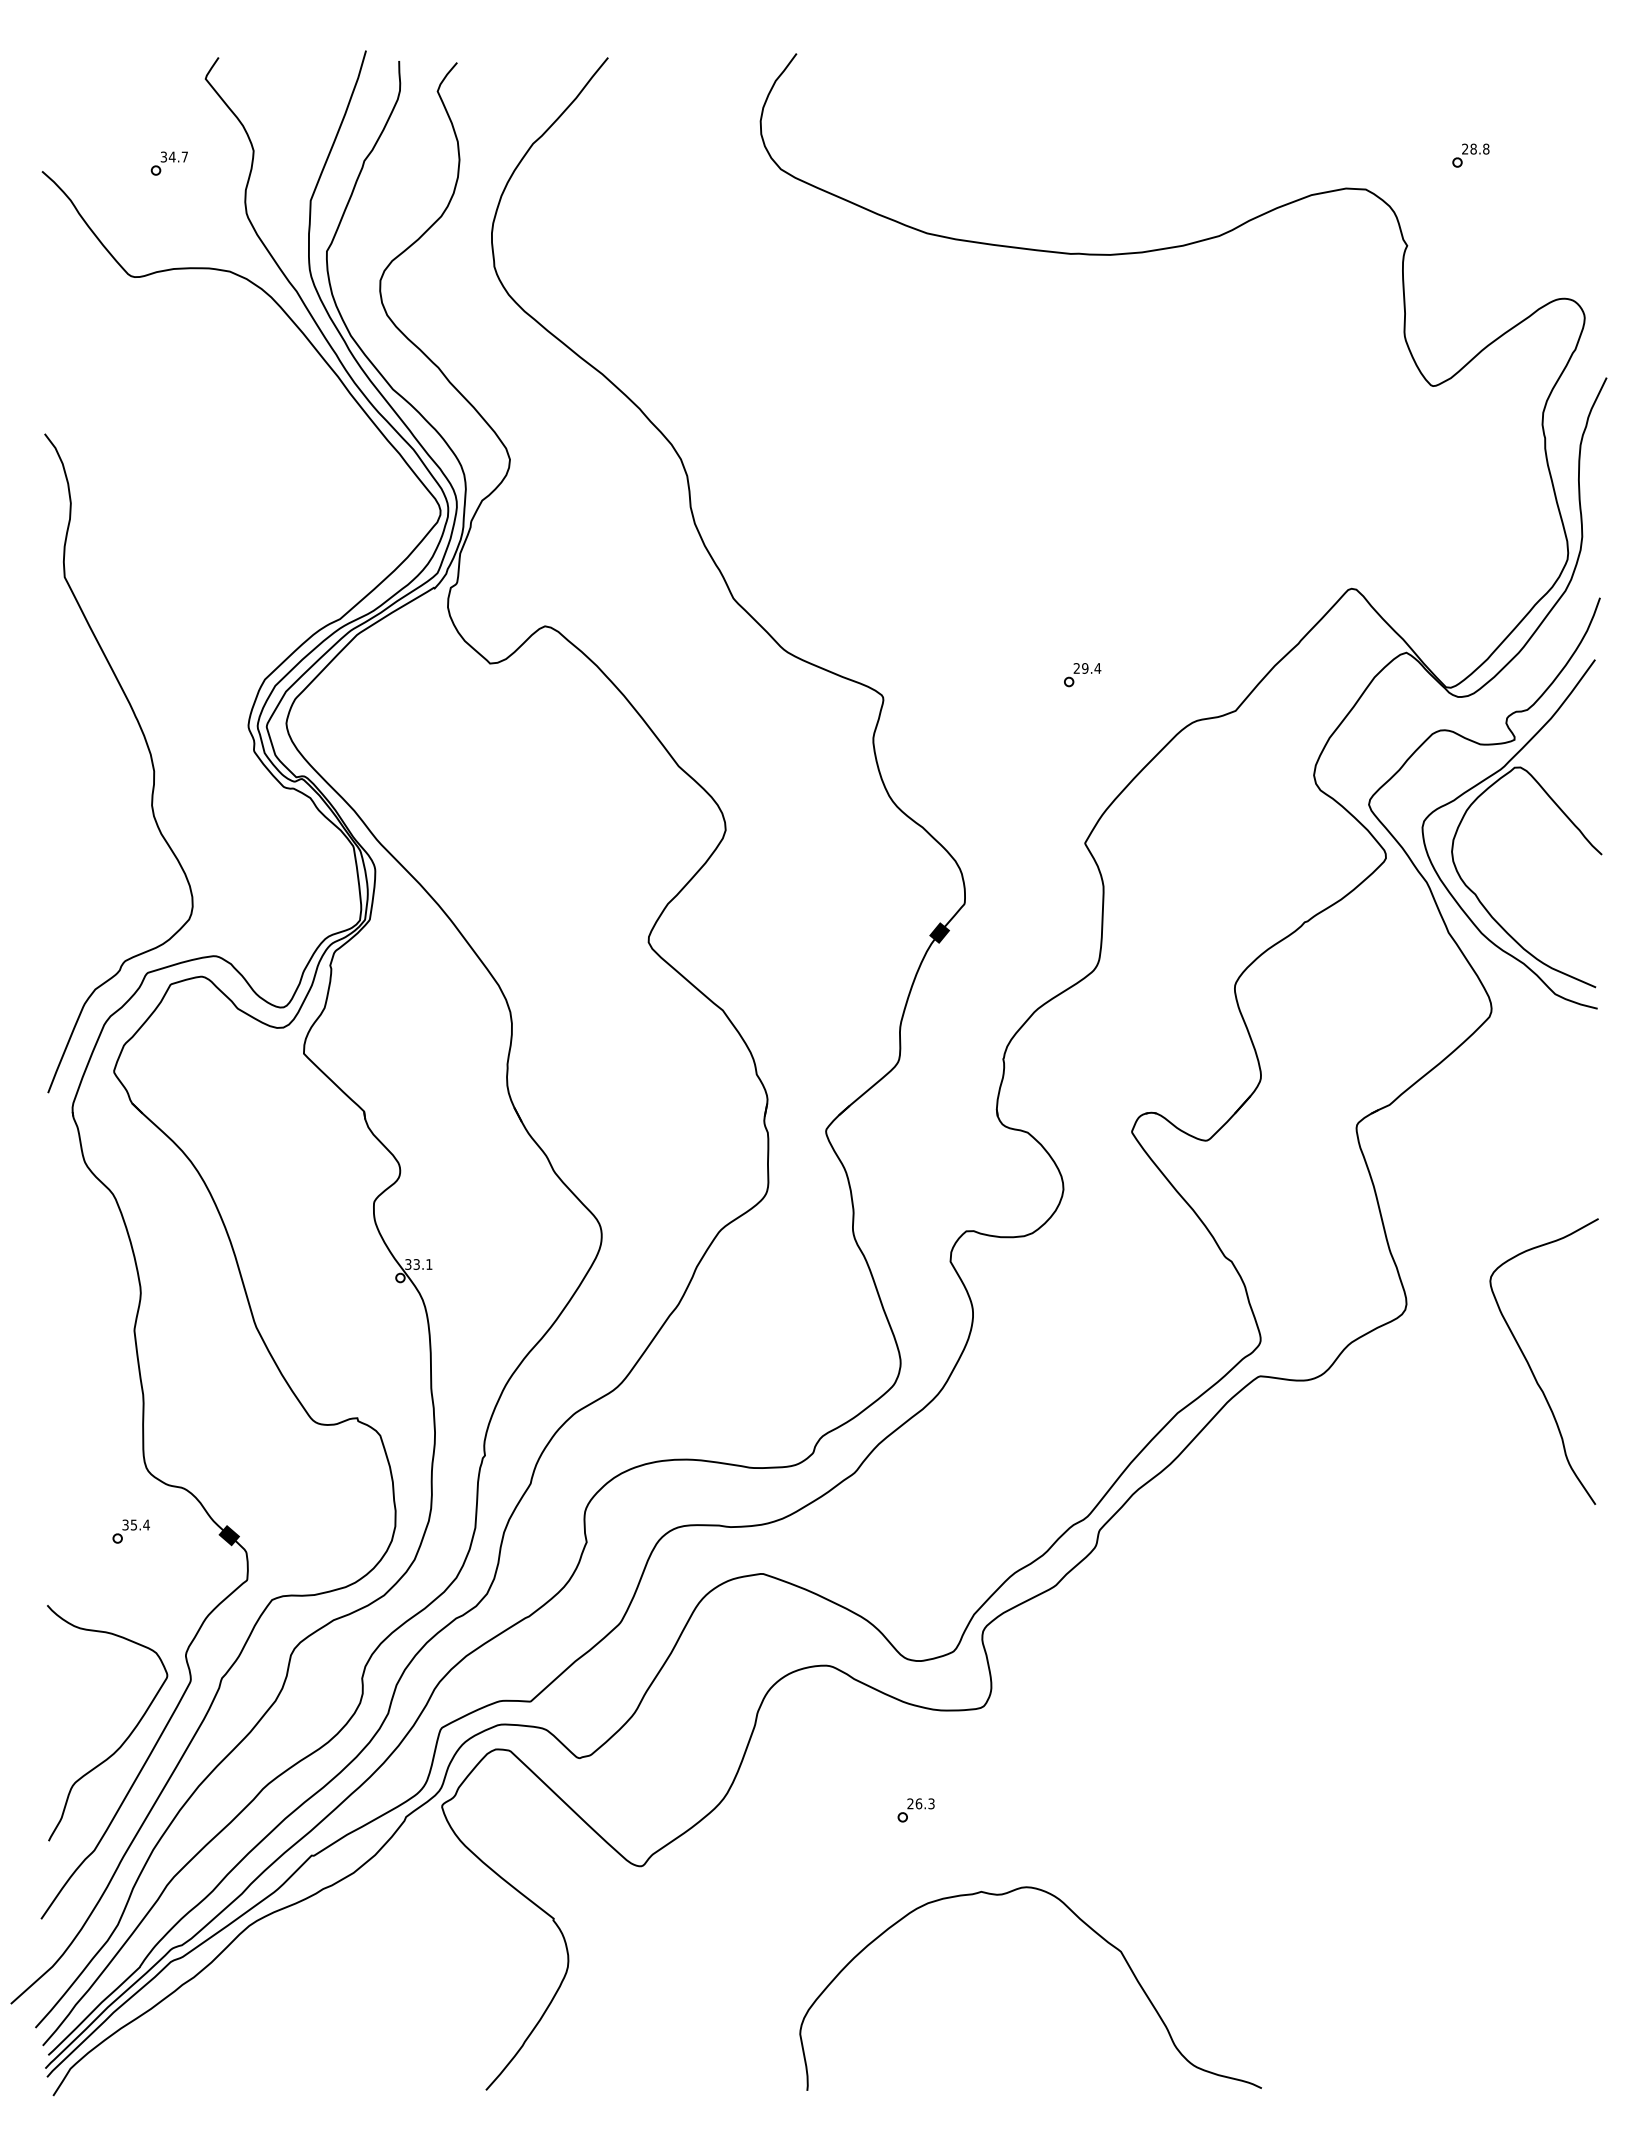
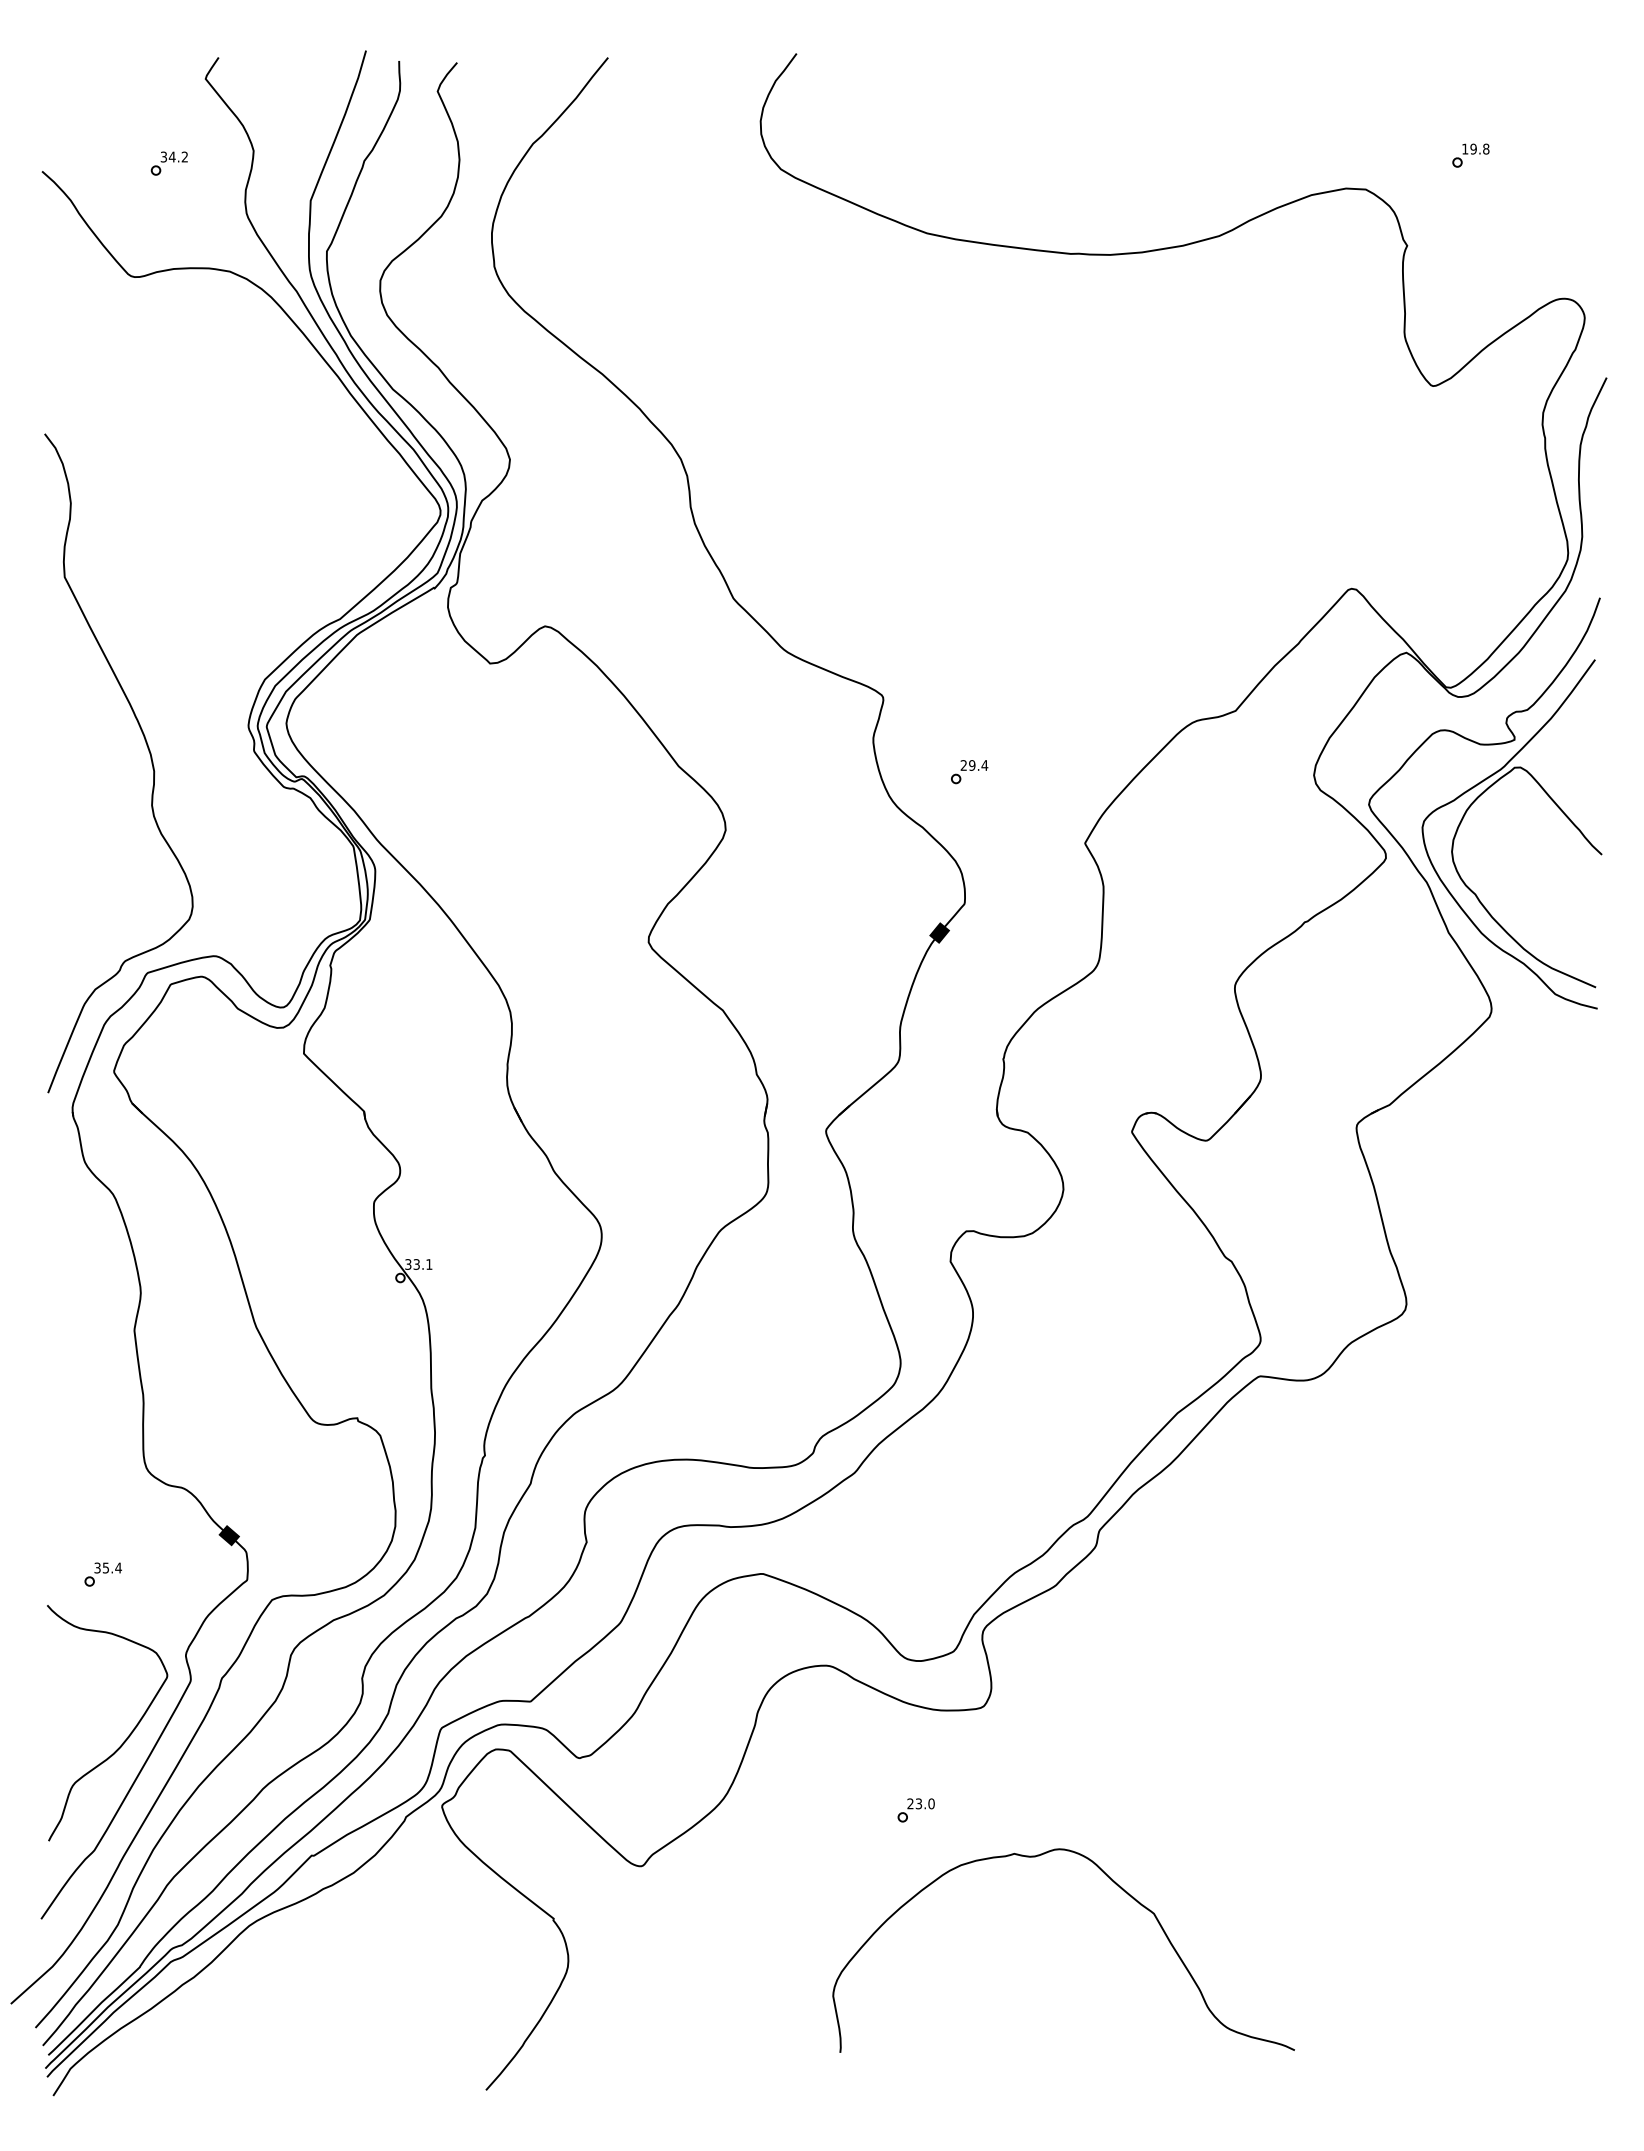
text: 28.8 -> 19.8 (1469, 148)
text: 34.7 -> 34.2 (184, 156)
part position: (1082, 675) -> (969, 772) (969, 772)
curve: present -> none (1530, 1365)
part position: (130, 1531) -> (102, 1574) (102, 1574)
text: 26.3 -> 23.0 (924, 1803)
curve position: (1083, 1923) -> (1116, 1885) (1116, 1885)
